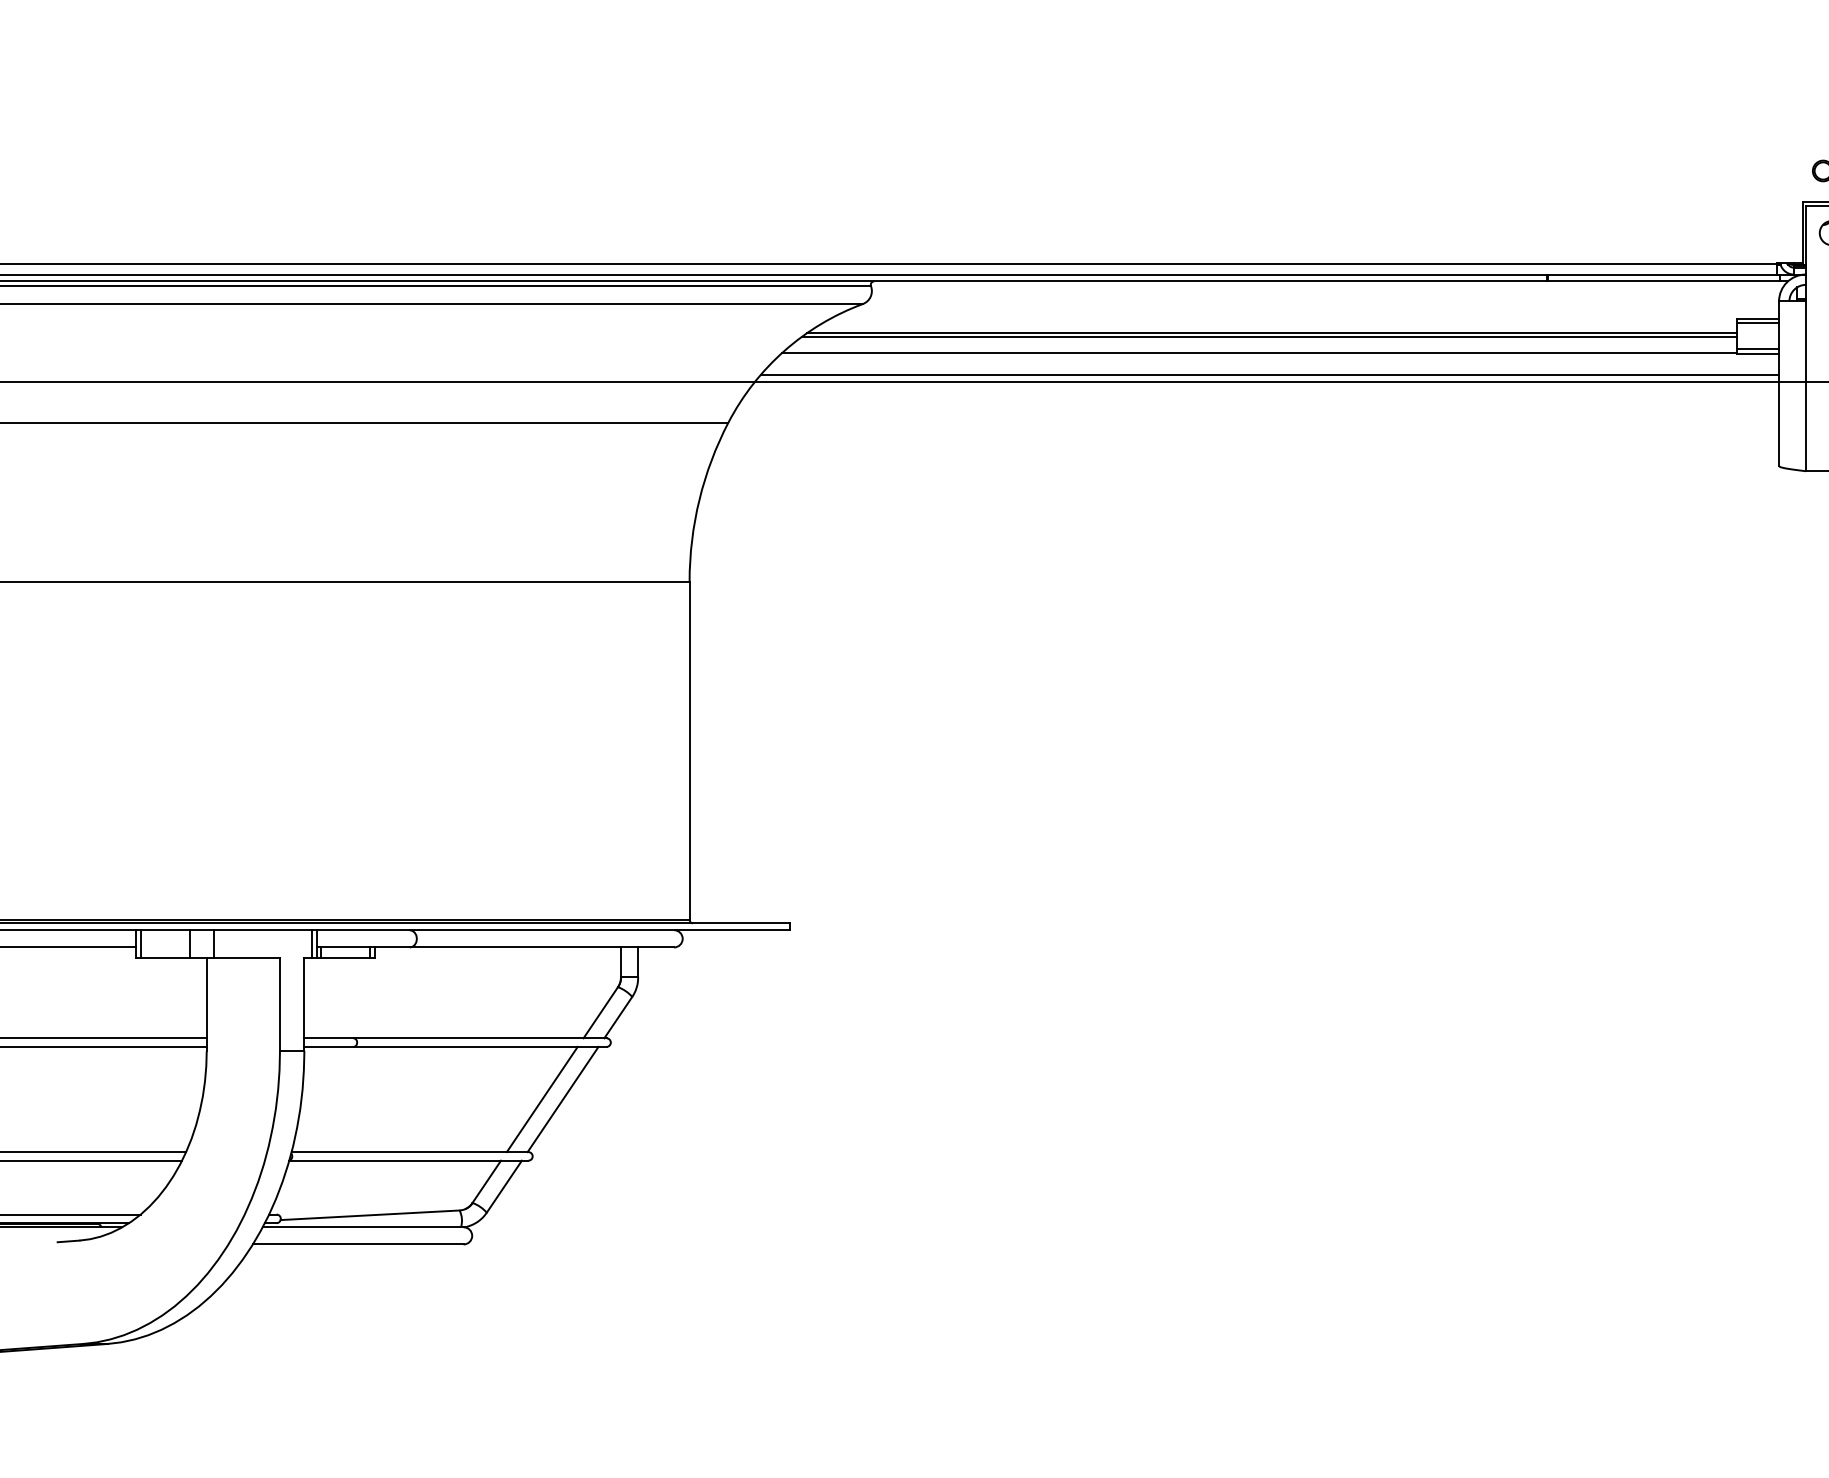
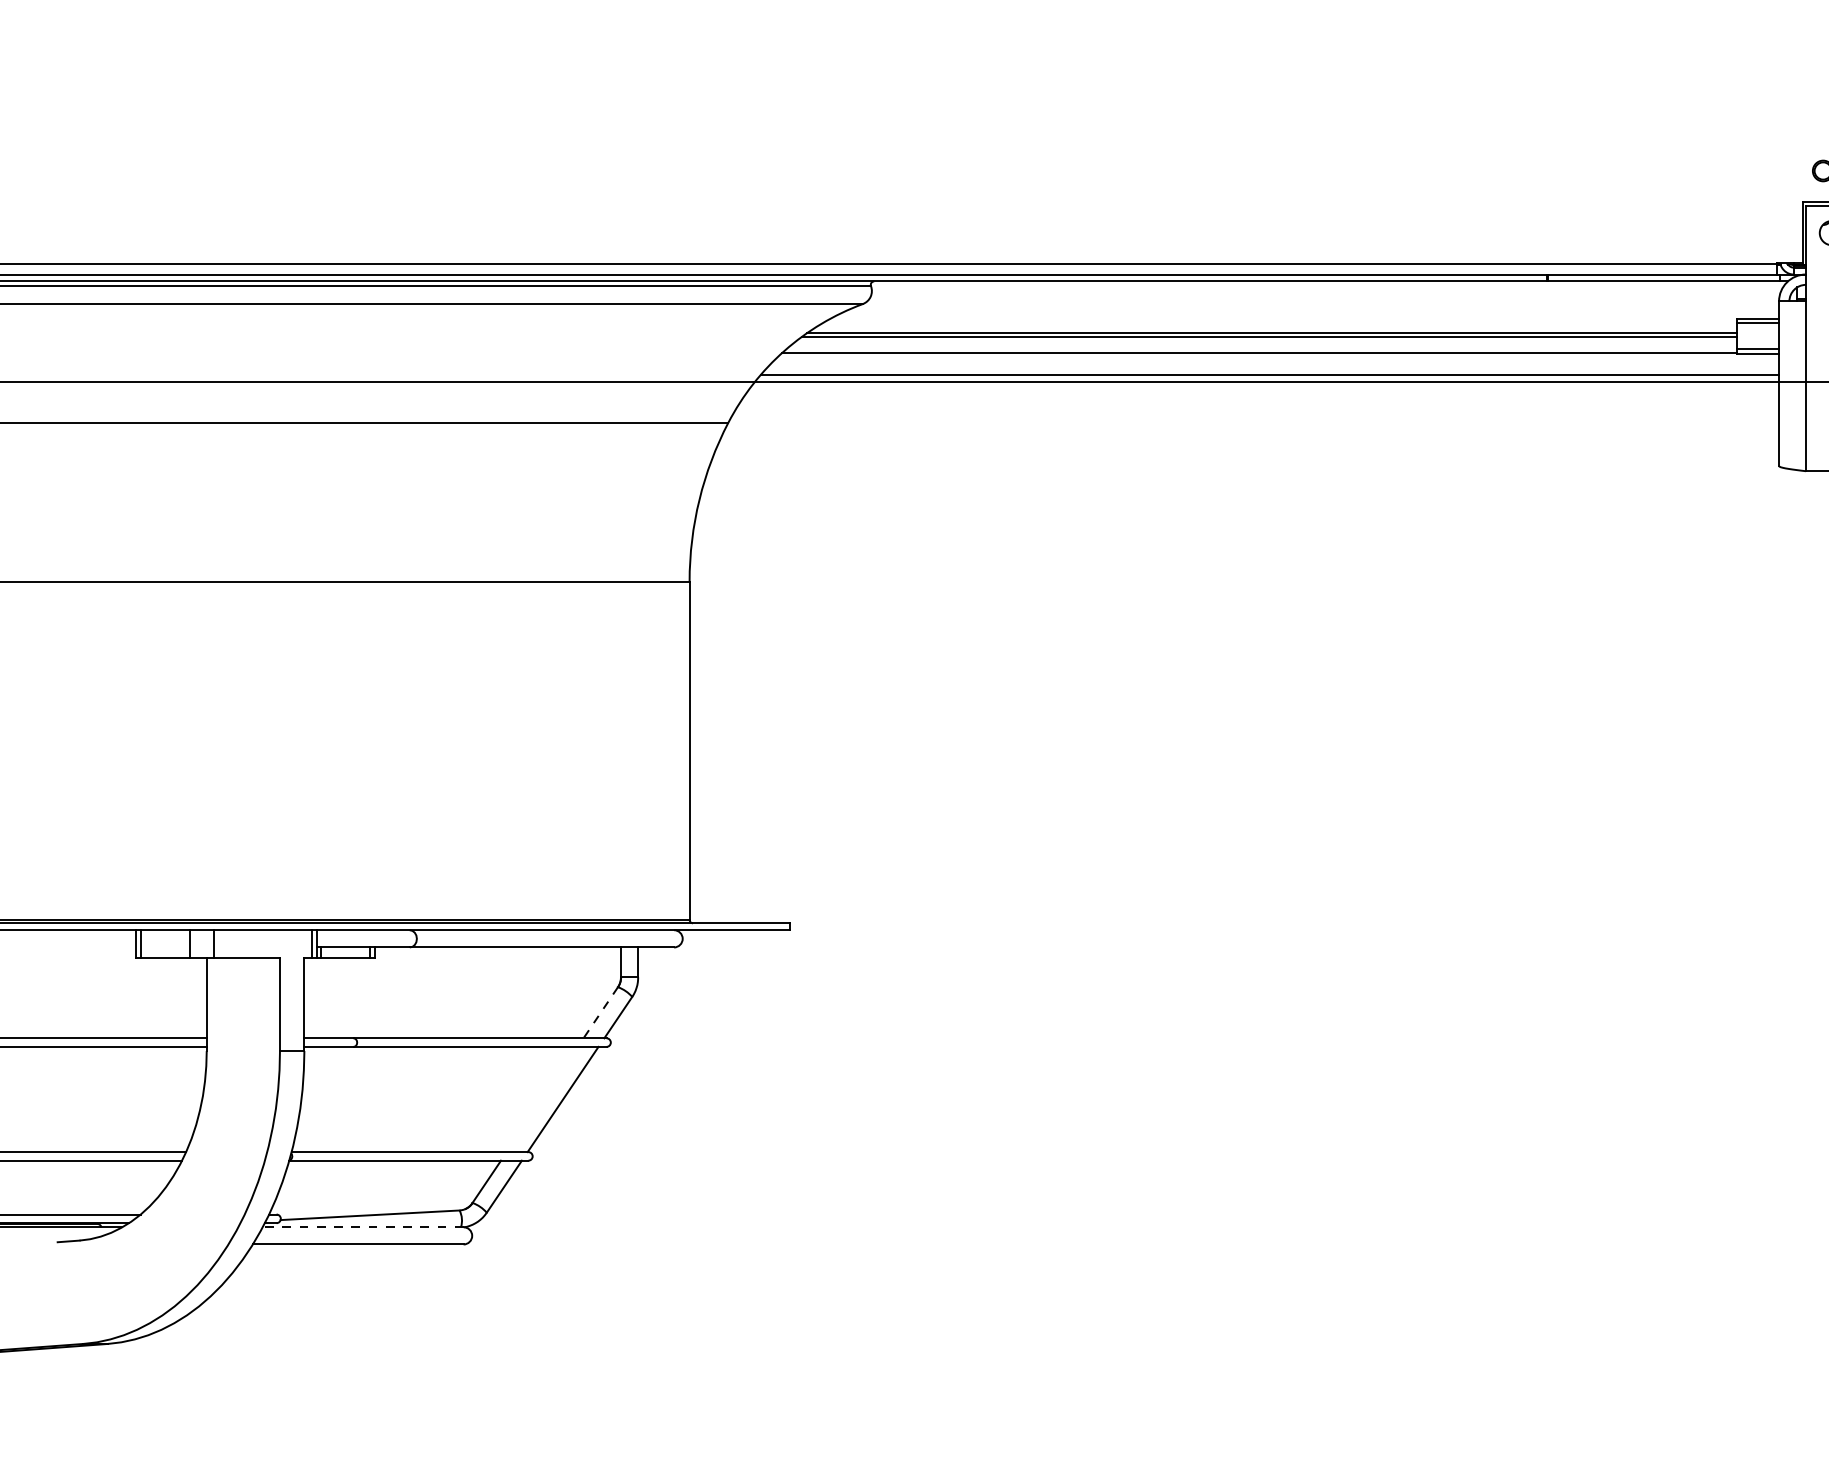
line: present -> none (68, 947)
line: solid -> dashed (600, 1012)
line: present -> none (541, 1099)
line: solid -> dashed (362, 1227)
